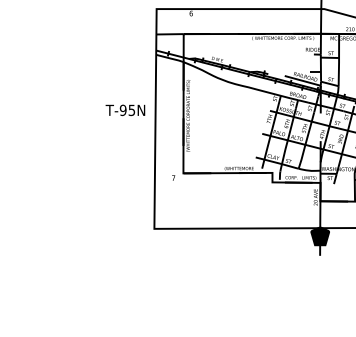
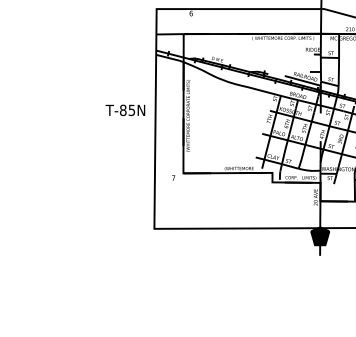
text: T-95N -> T-85N (122, 109)
